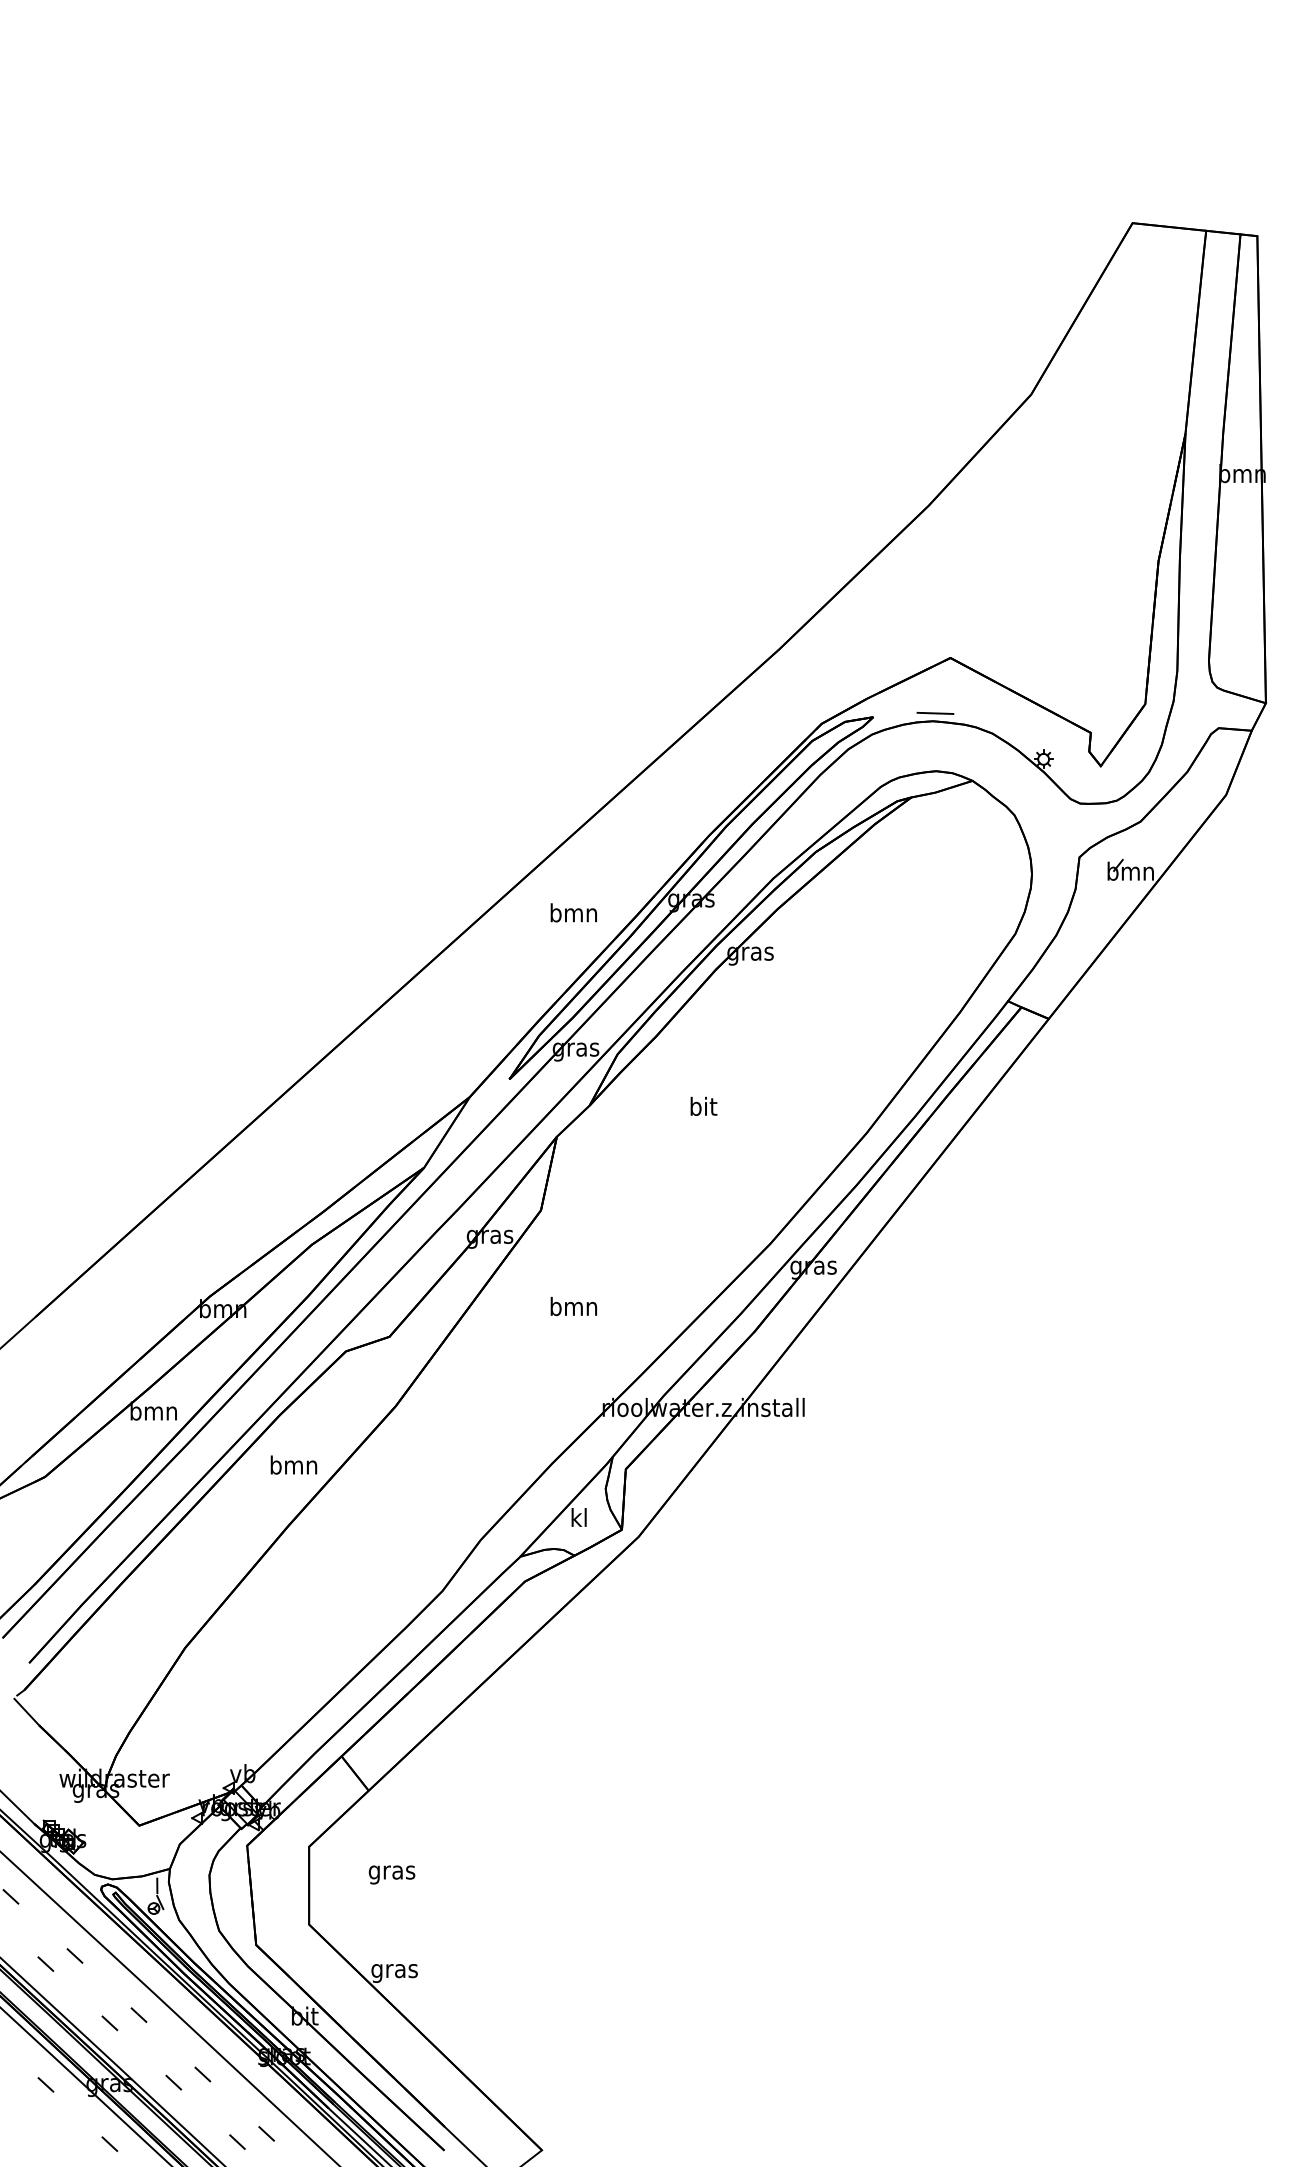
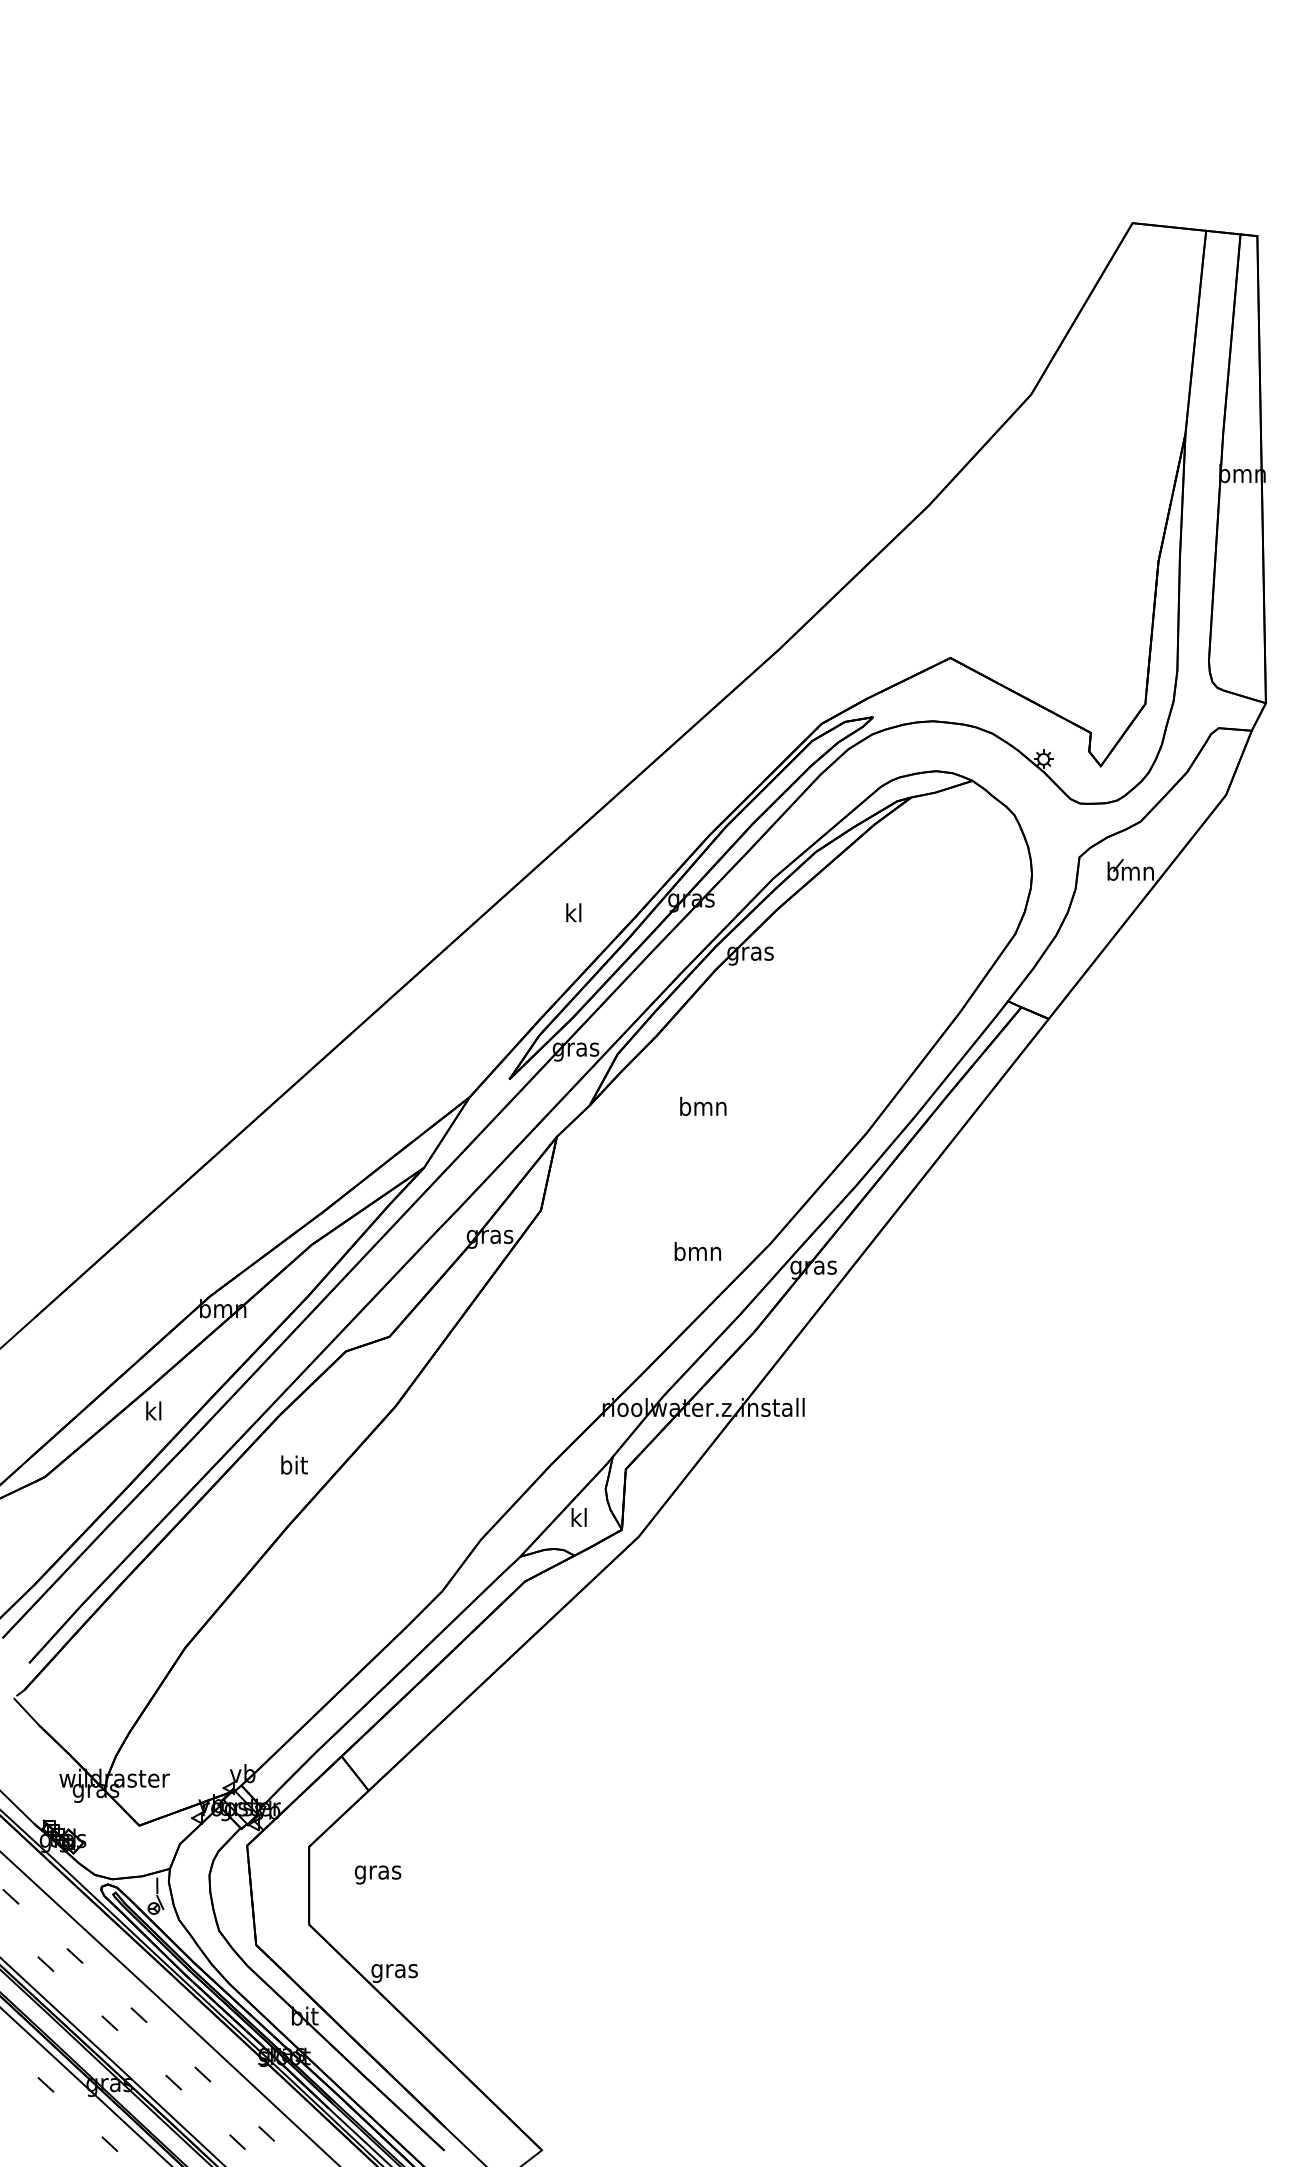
line: present -> none (935, 712)
text: bmn -> kl (573, 912)
text: bit -> bmn (703, 1105)
text position: (573, 1306) -> (697, 1251) (697, 1251)
text: bmn -> kl (153, 1410)
text: bmn -> bit (293, 1464)
text position: (391, 1874) -> (377, 1874) (377, 1874)
